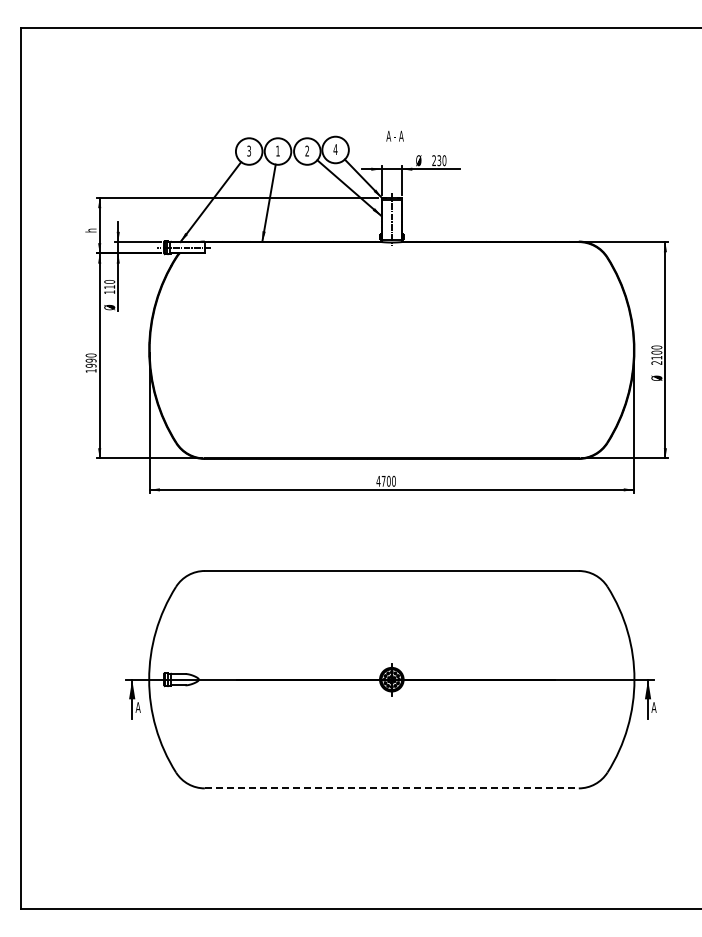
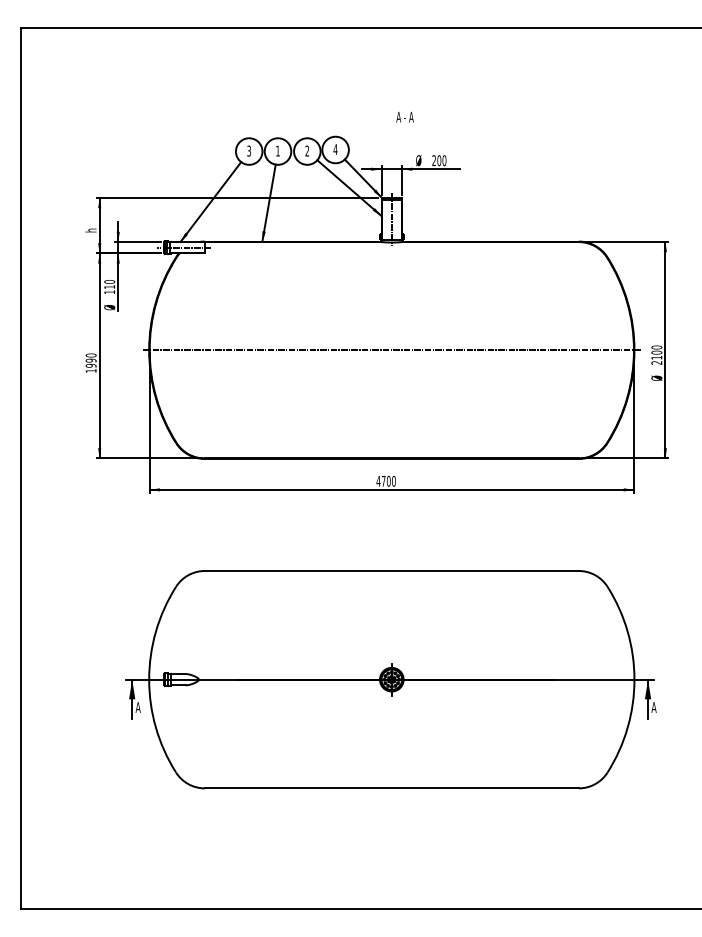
text position: (394, 135) -> (404, 116) (404, 116)
text: 230 -> 200 (439, 160)
line: none -> present (391, 350)
line: dashed -> solid (391, 788)
